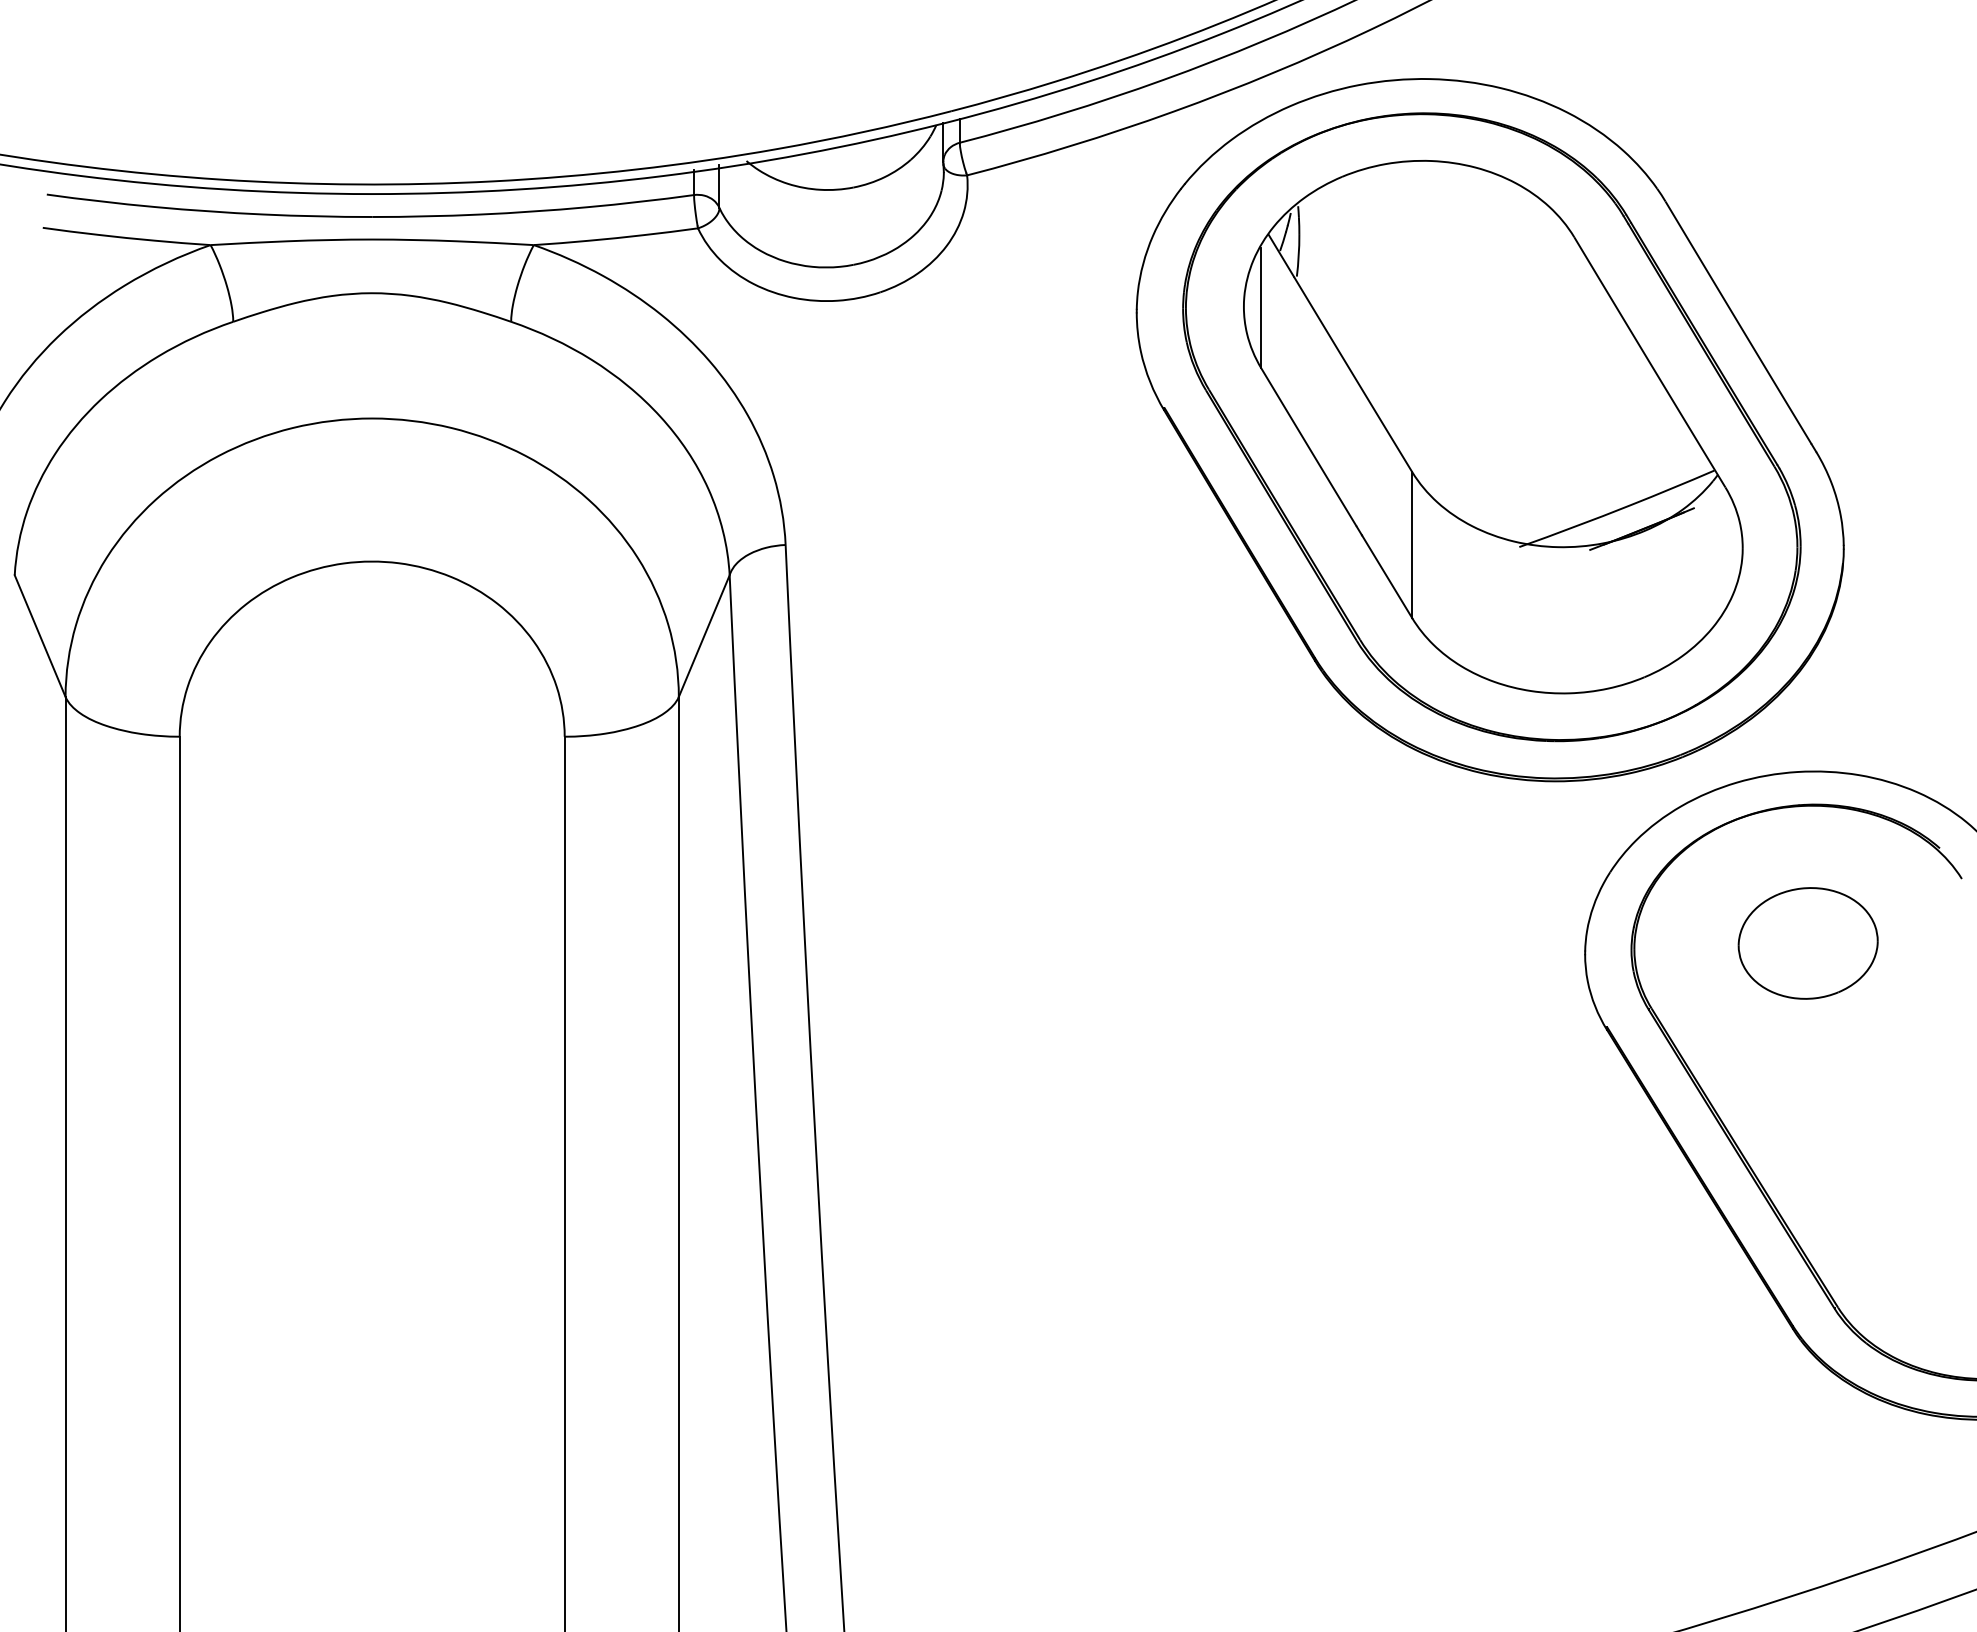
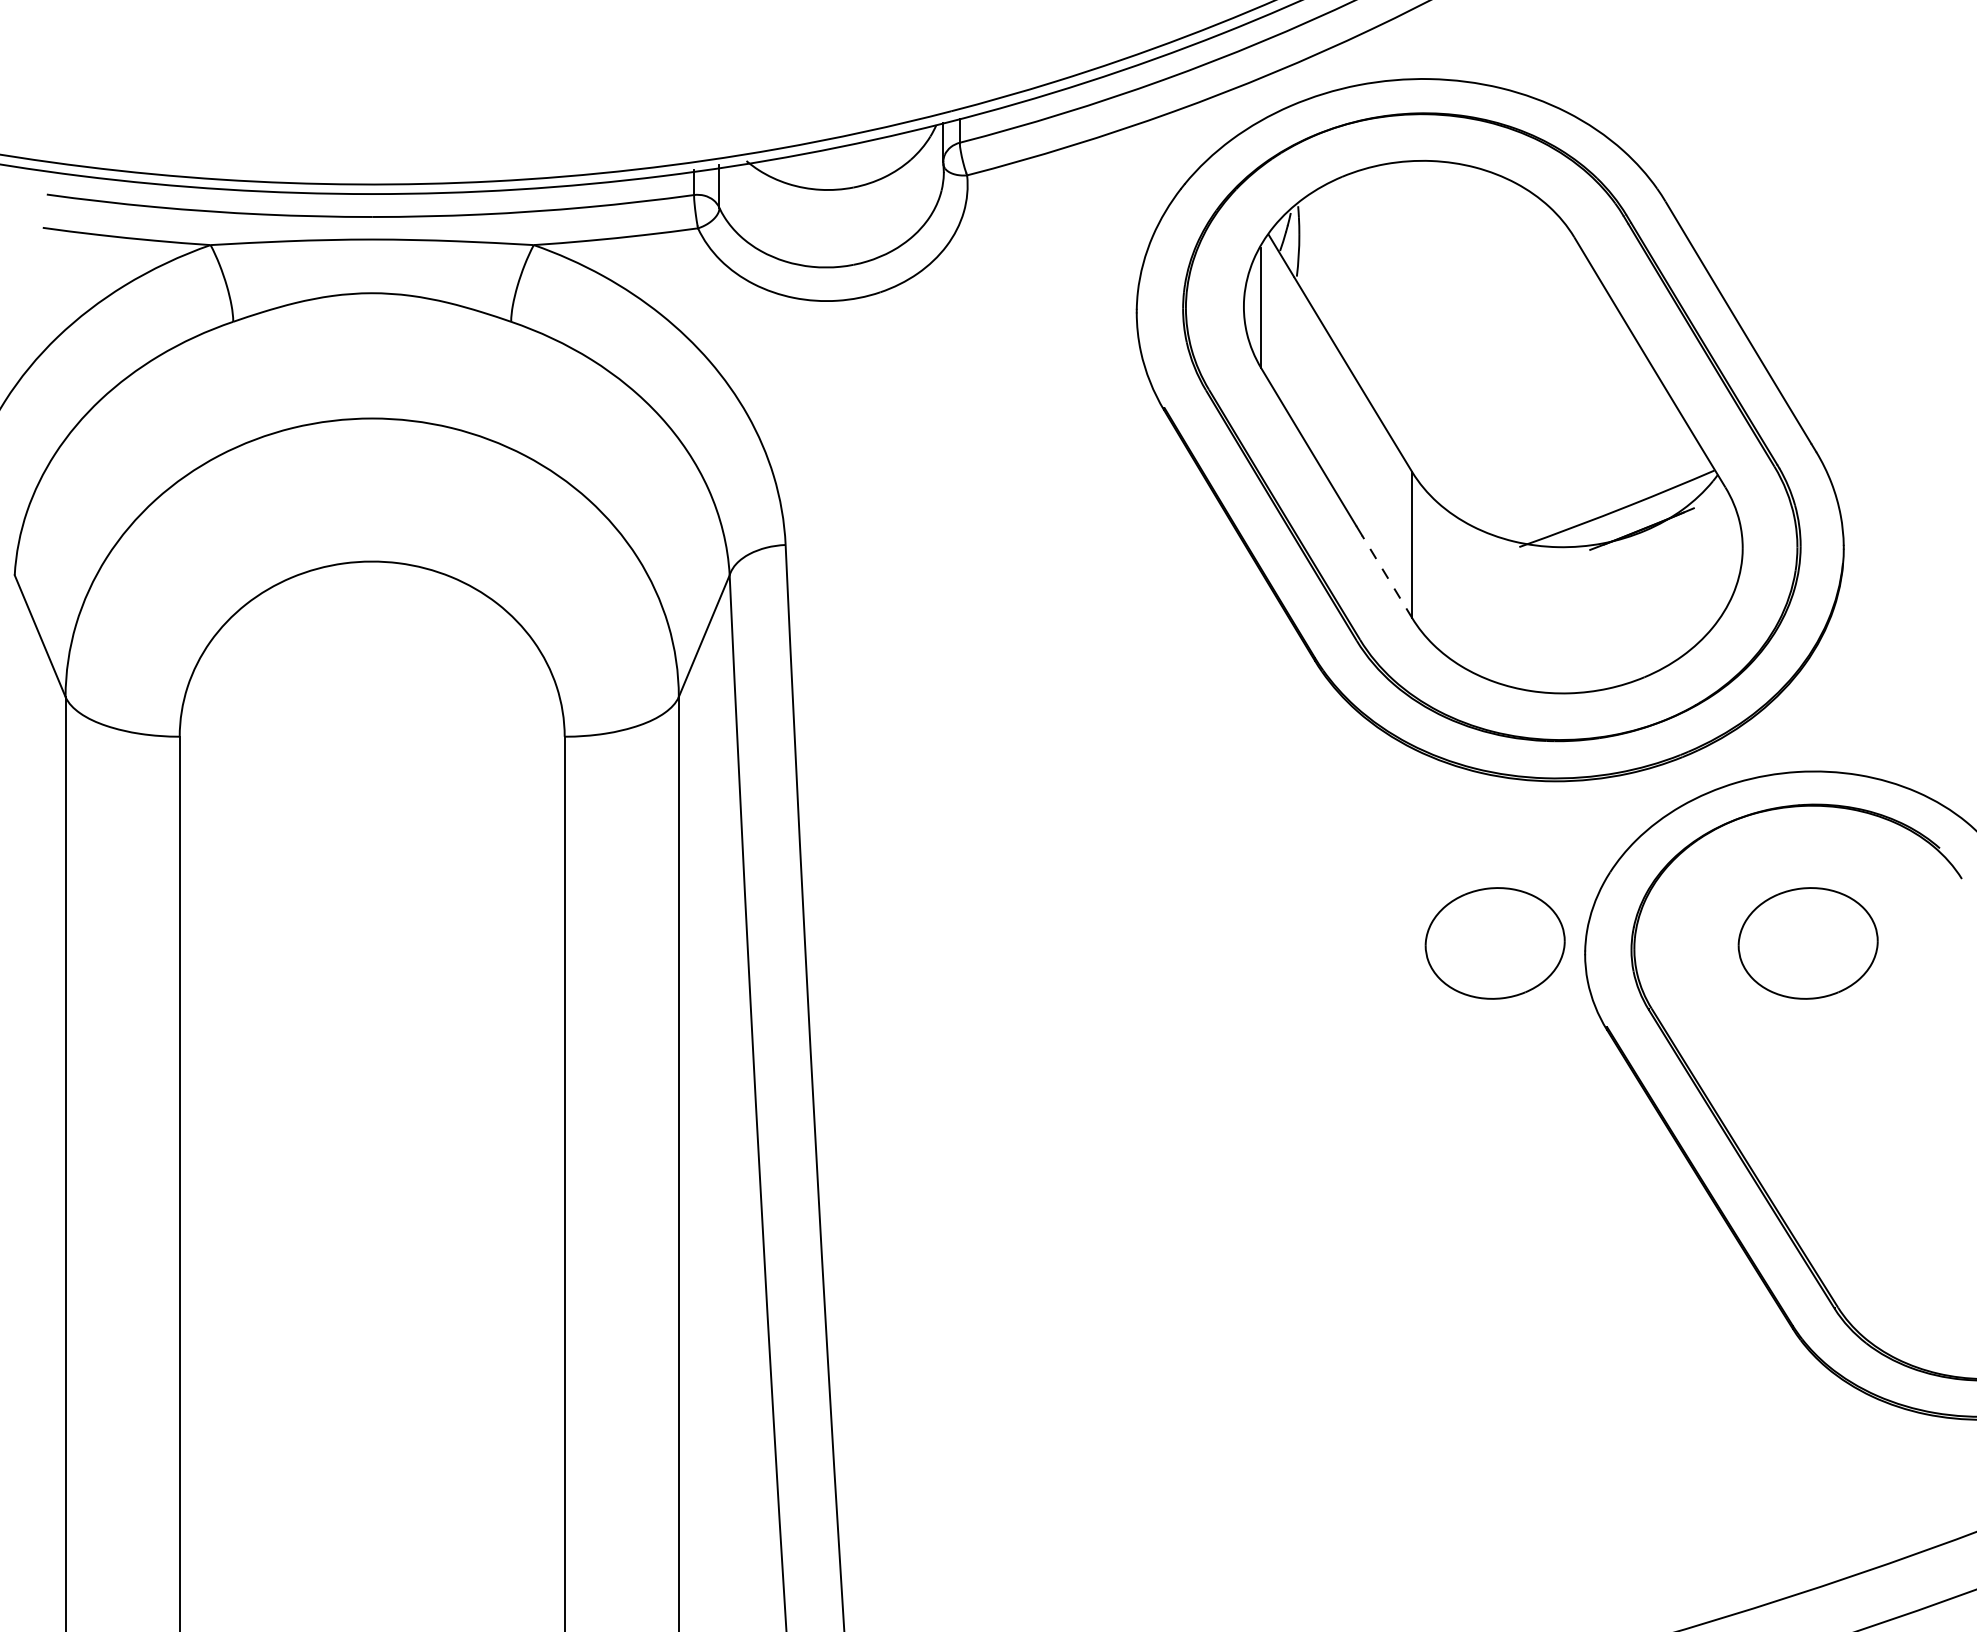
line: solid -> dashed (1387, 576)
part: none -> present (1494, 943)
